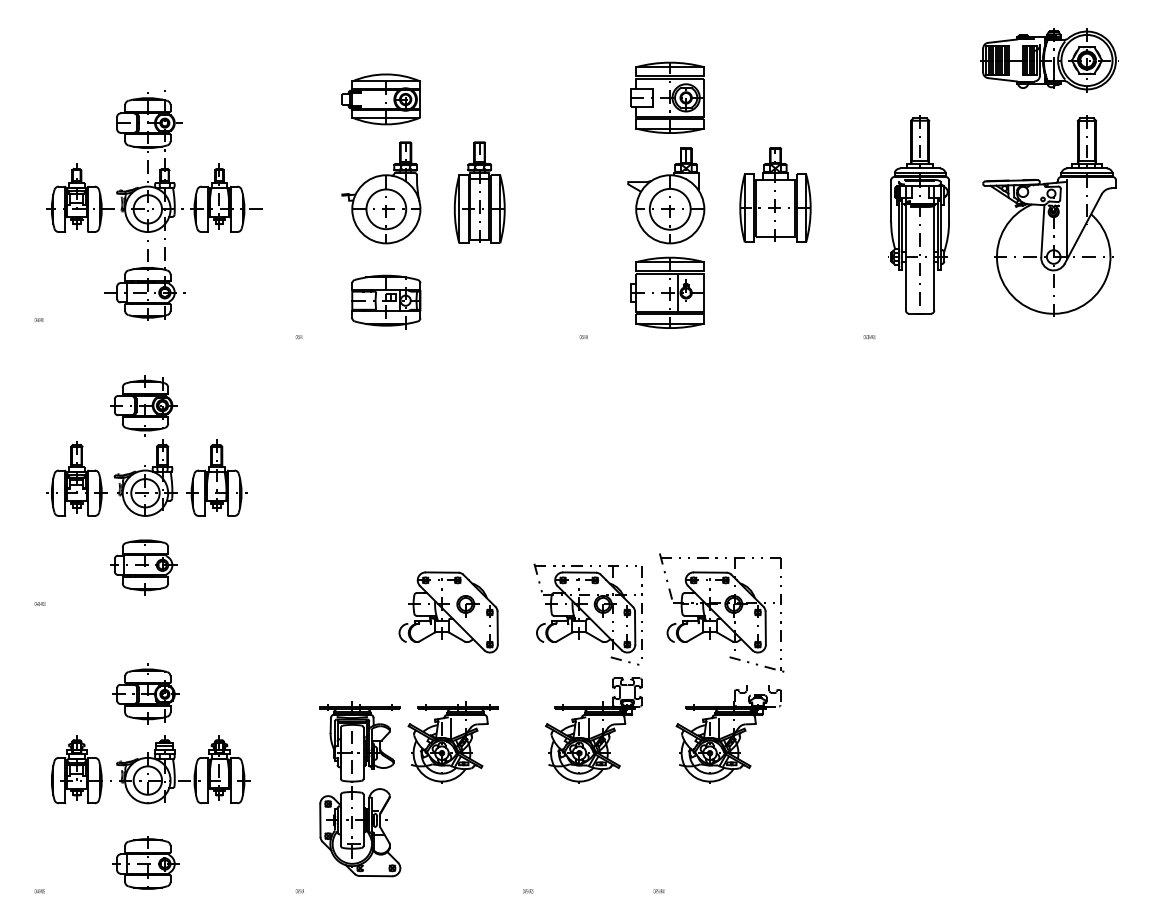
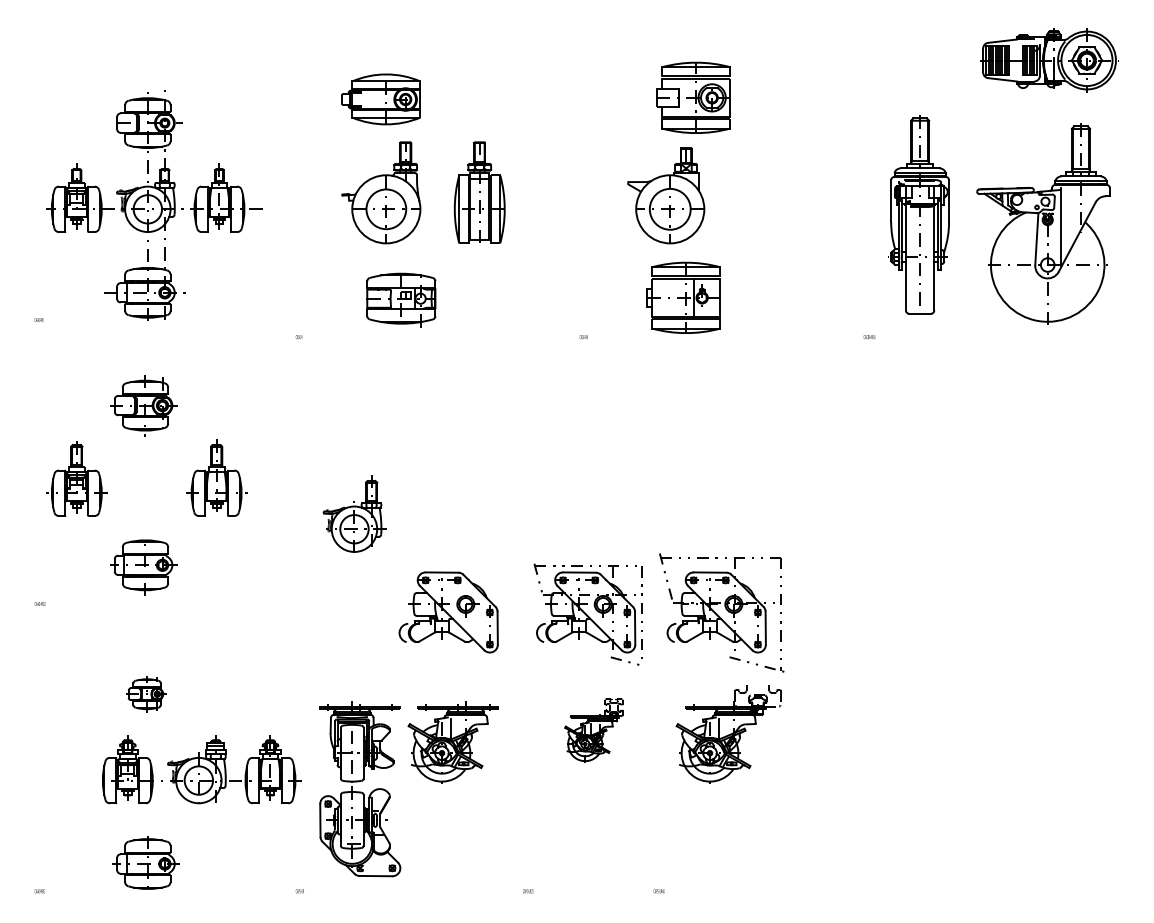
part position: (667, 97) -> (693, 97) (693, 97)
part: present -> none (775, 194)
part position: (1049, 215) -> (1043, 223) (1043, 223)
part position: (667, 292) -> (683, 297) (683, 297)
part position: (386, 301) -> (401, 299) (401, 299)
part position: (145, 477) -> (354, 513) (354, 513)
part size: 68x62 px -> 41x37 px (146, 694)
part size: 98x107 px -> 60x65 px (593, 730)
part position: (150, 769) -> (201, 769) (201, 769)
